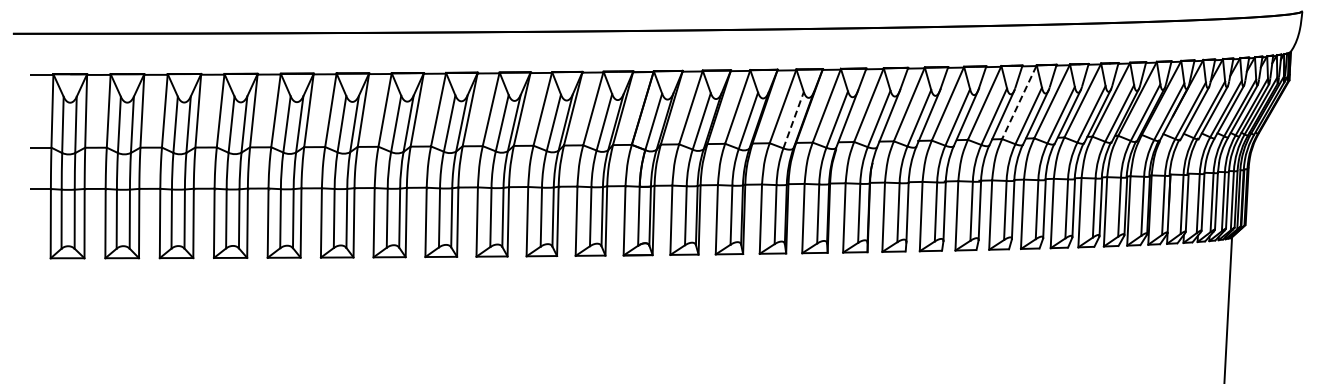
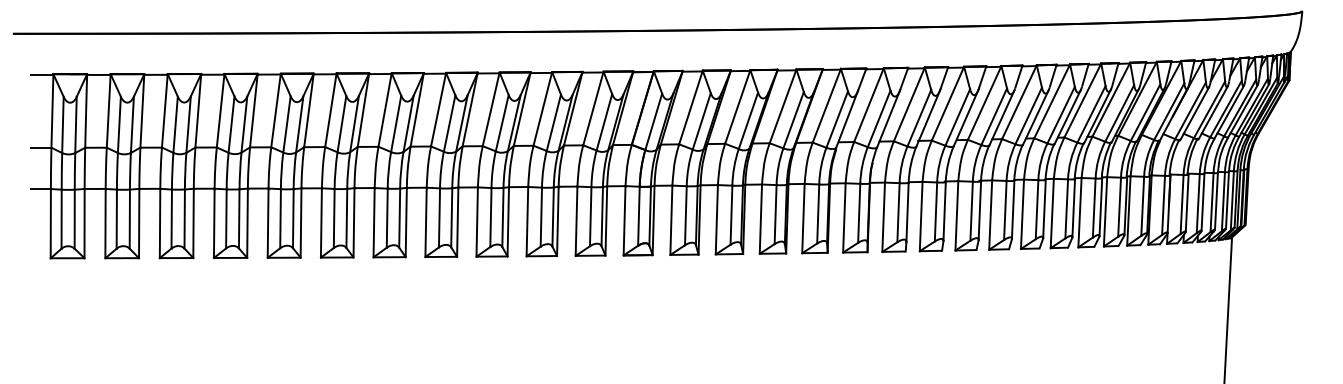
line: dashed -> solid (1019, 103)
line: dashed -> solid (793, 120)
